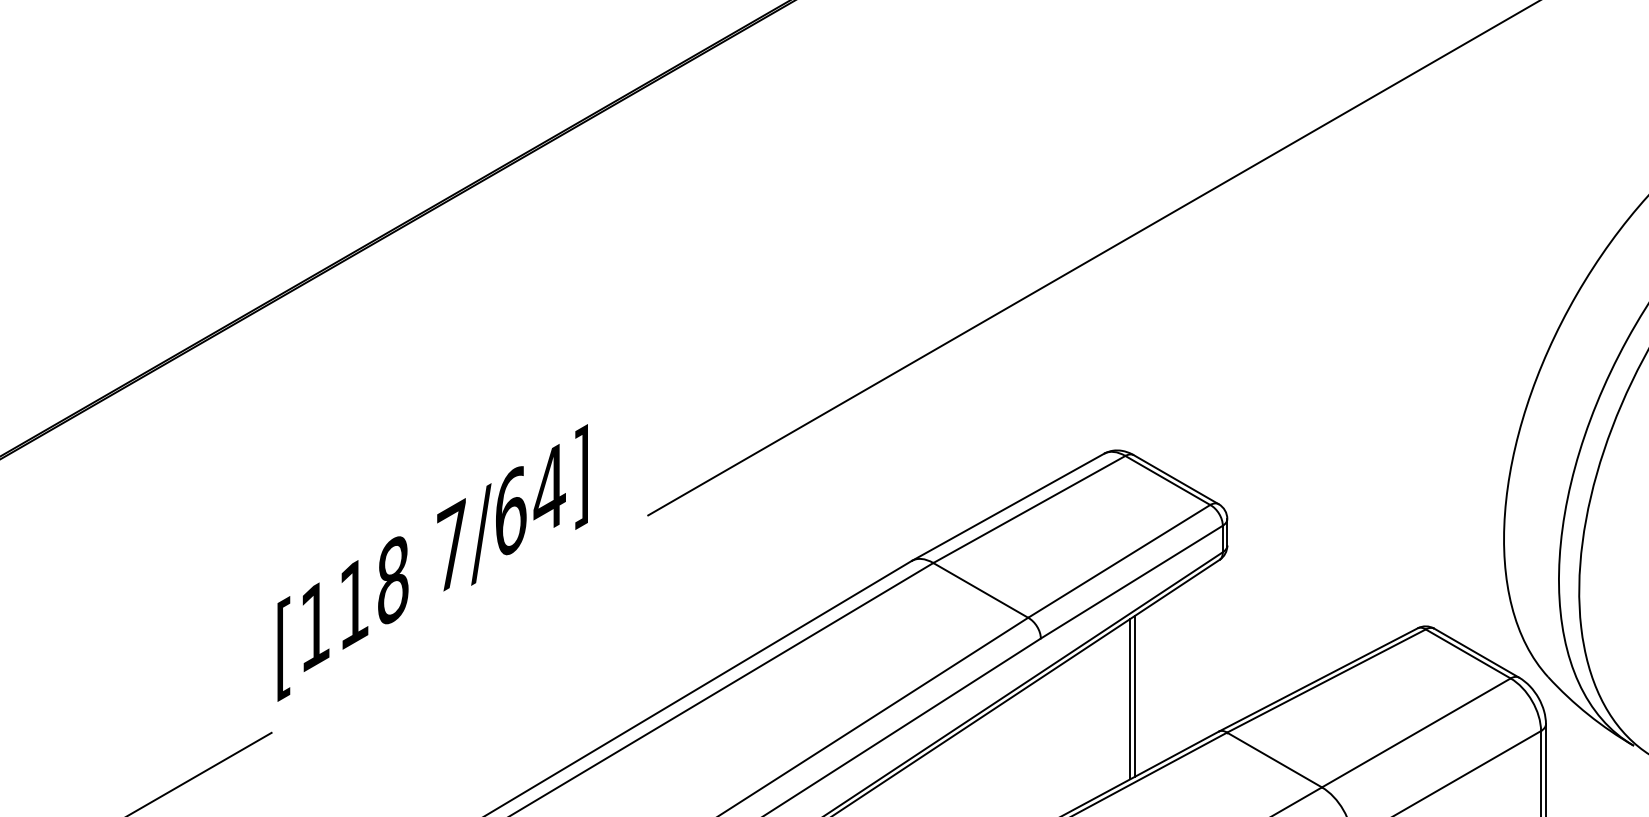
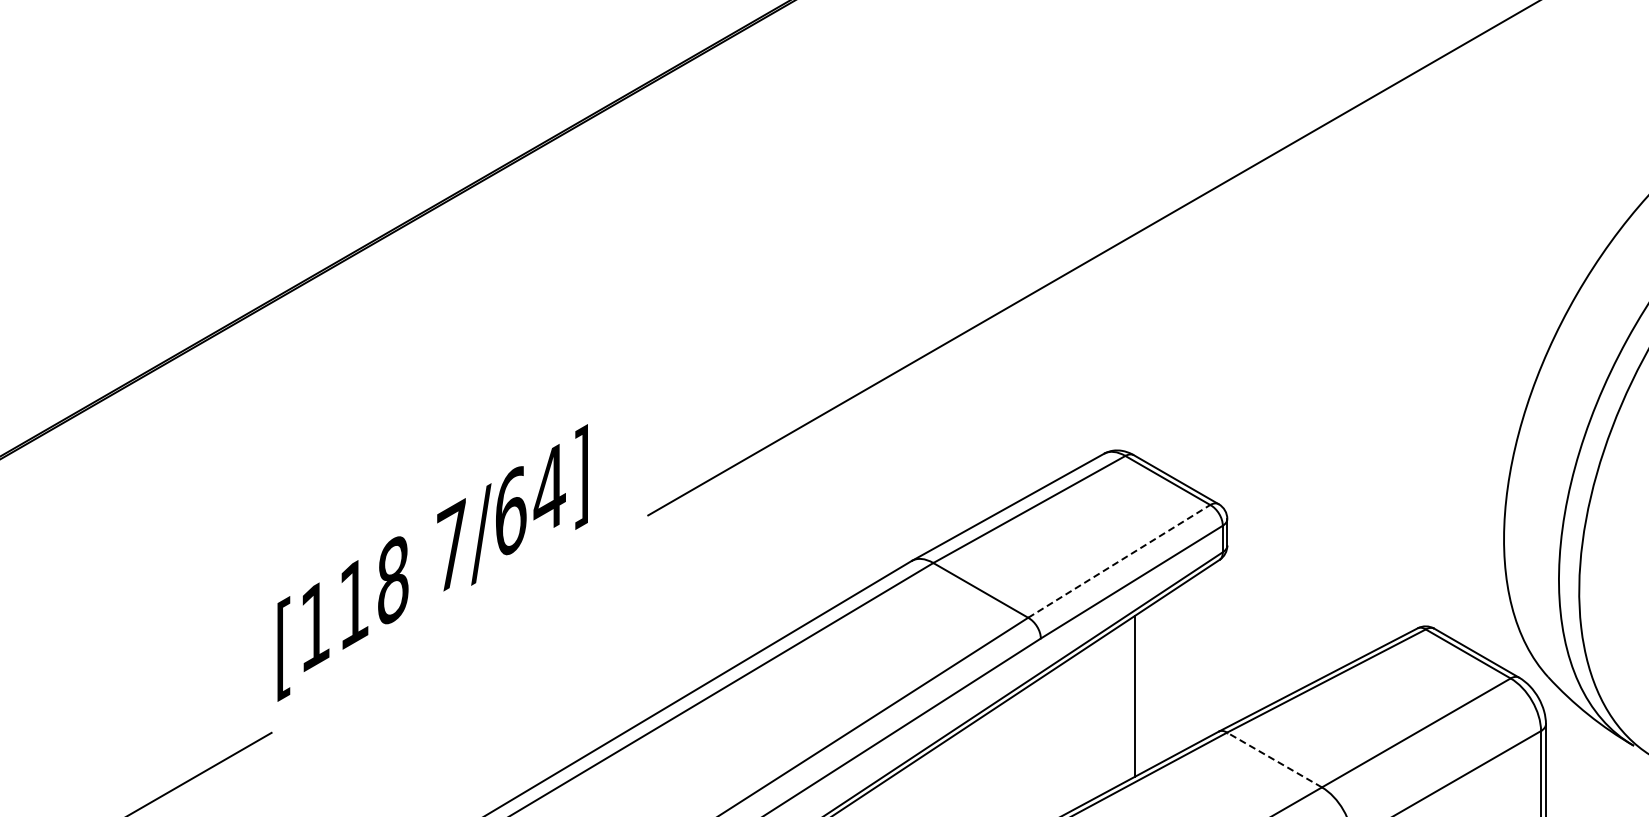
line: solid -> dashed (1119, 561)
line: present -> none (1130, 699)
line: solid -> dashed (1274, 760)
